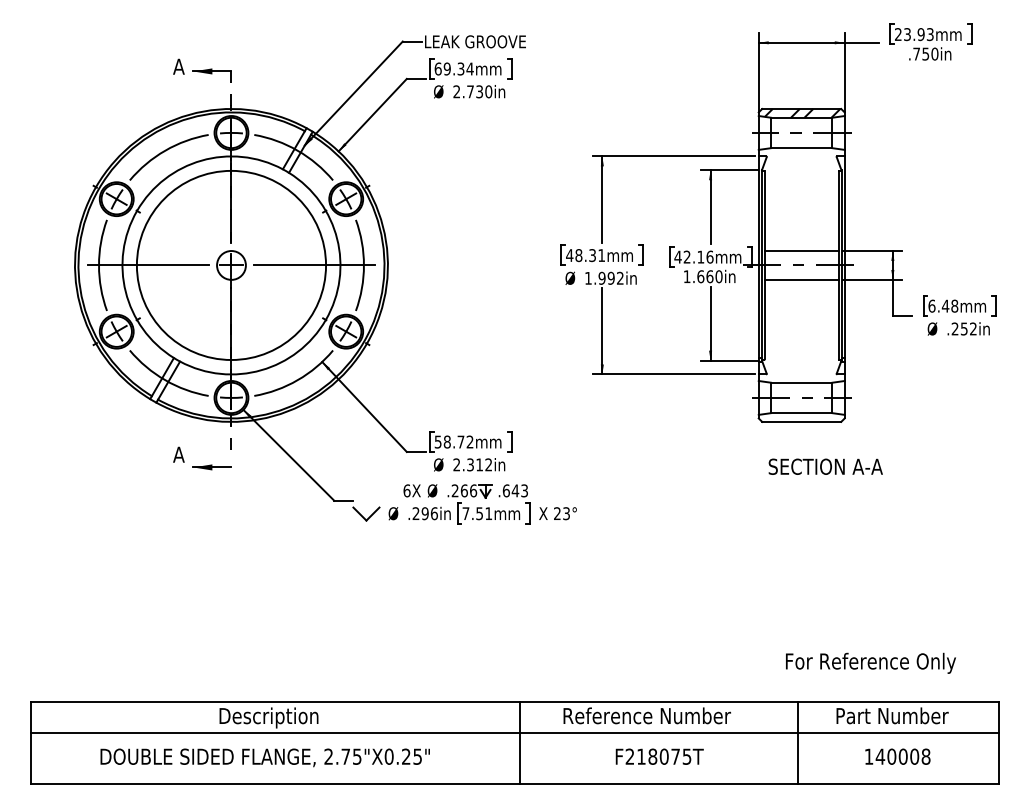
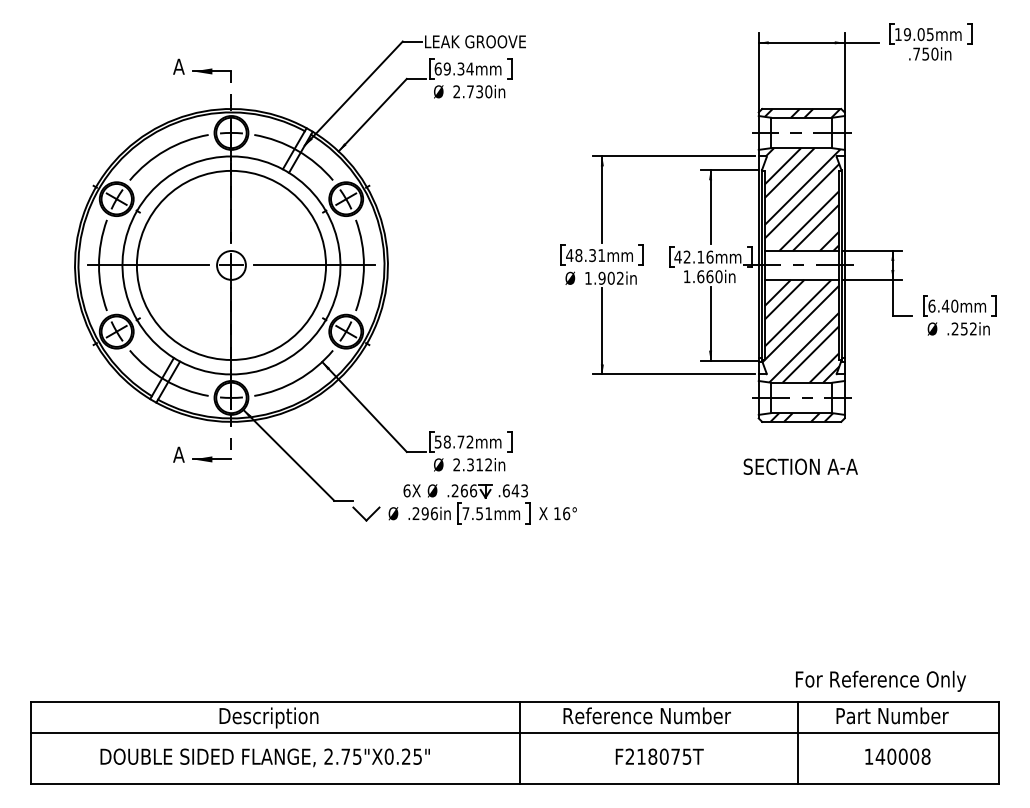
text: 23.93mm -> 19.05mm (914, 34)
hatch: none -> present (799, 199)
text: 1.992in -> 1.902in (610, 278)
text: 6.48mm -> 6.40mm (954, 306)
hatch: none -> present (800, 330)
hatch: none -> present (801, 417)
text position: (825, 466) -> (800, 466) (800, 466)
part position: (211, 467) -> (211, 459) (211, 459)
text: 23° -> 16° (562, 513)
text position: (870, 662) -> (880, 680) (880, 680)
